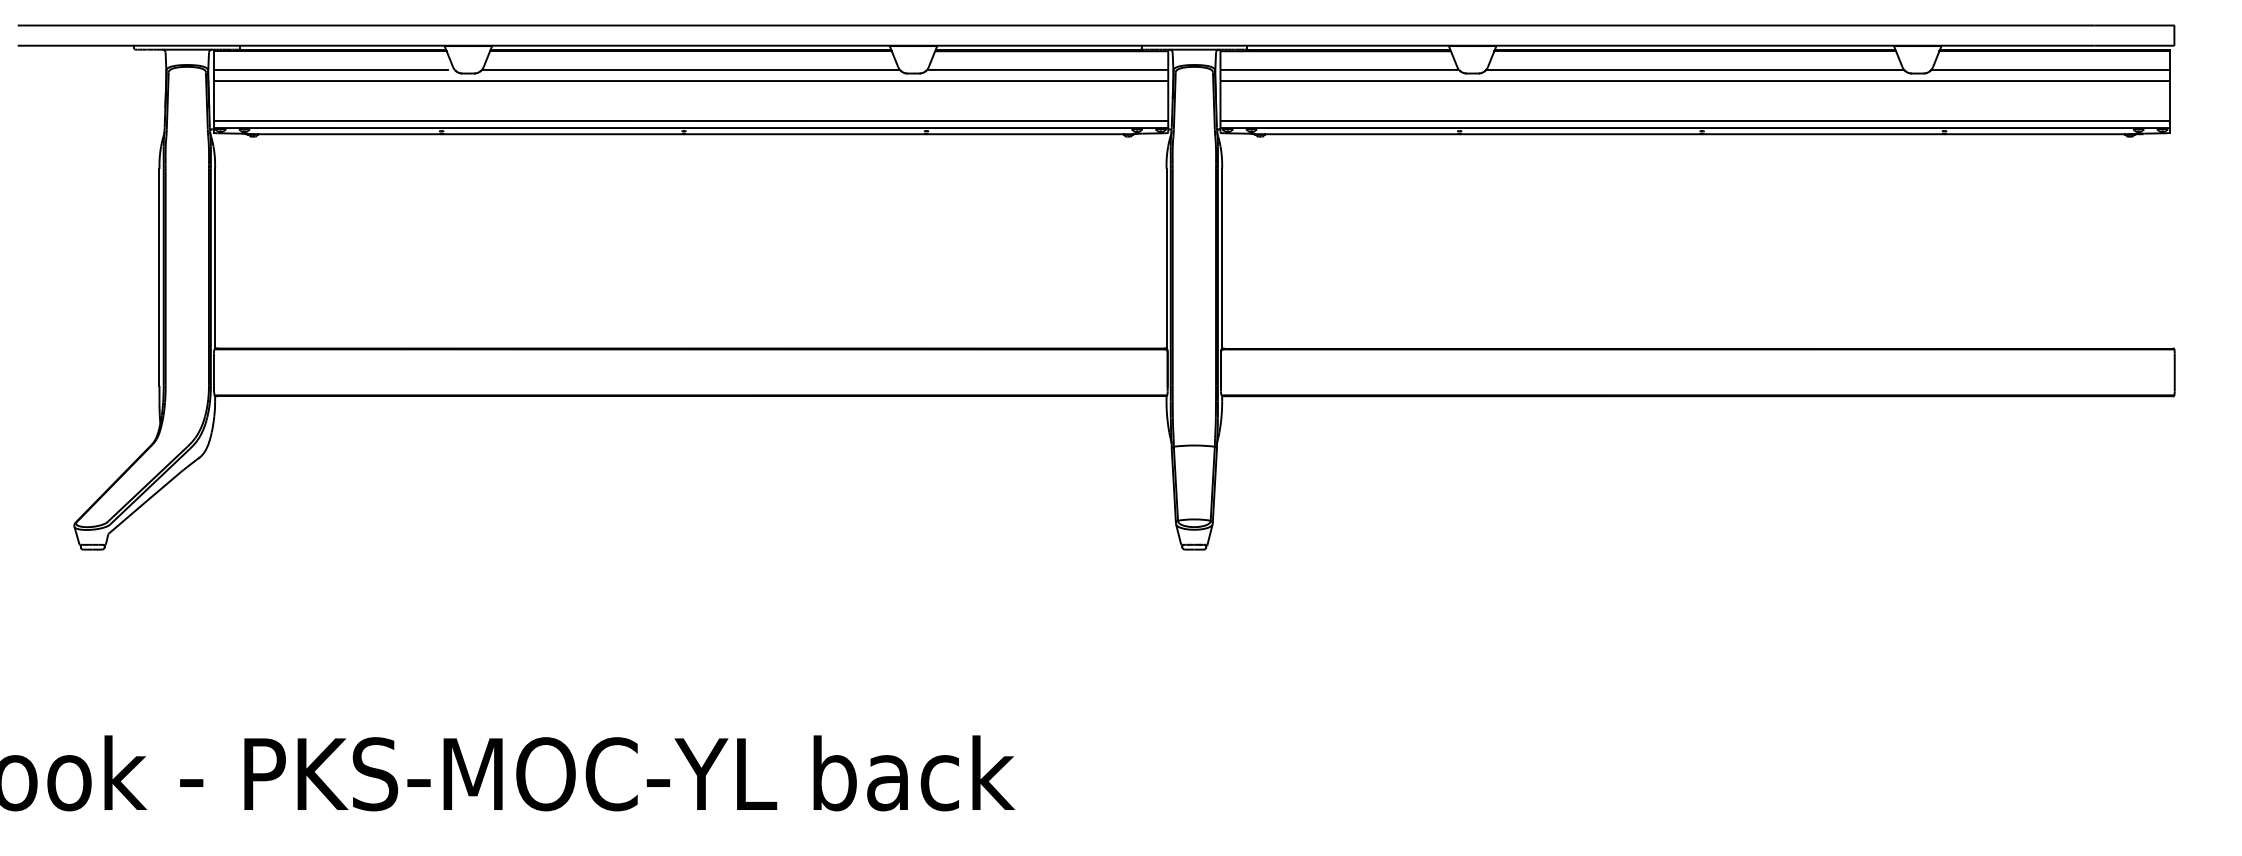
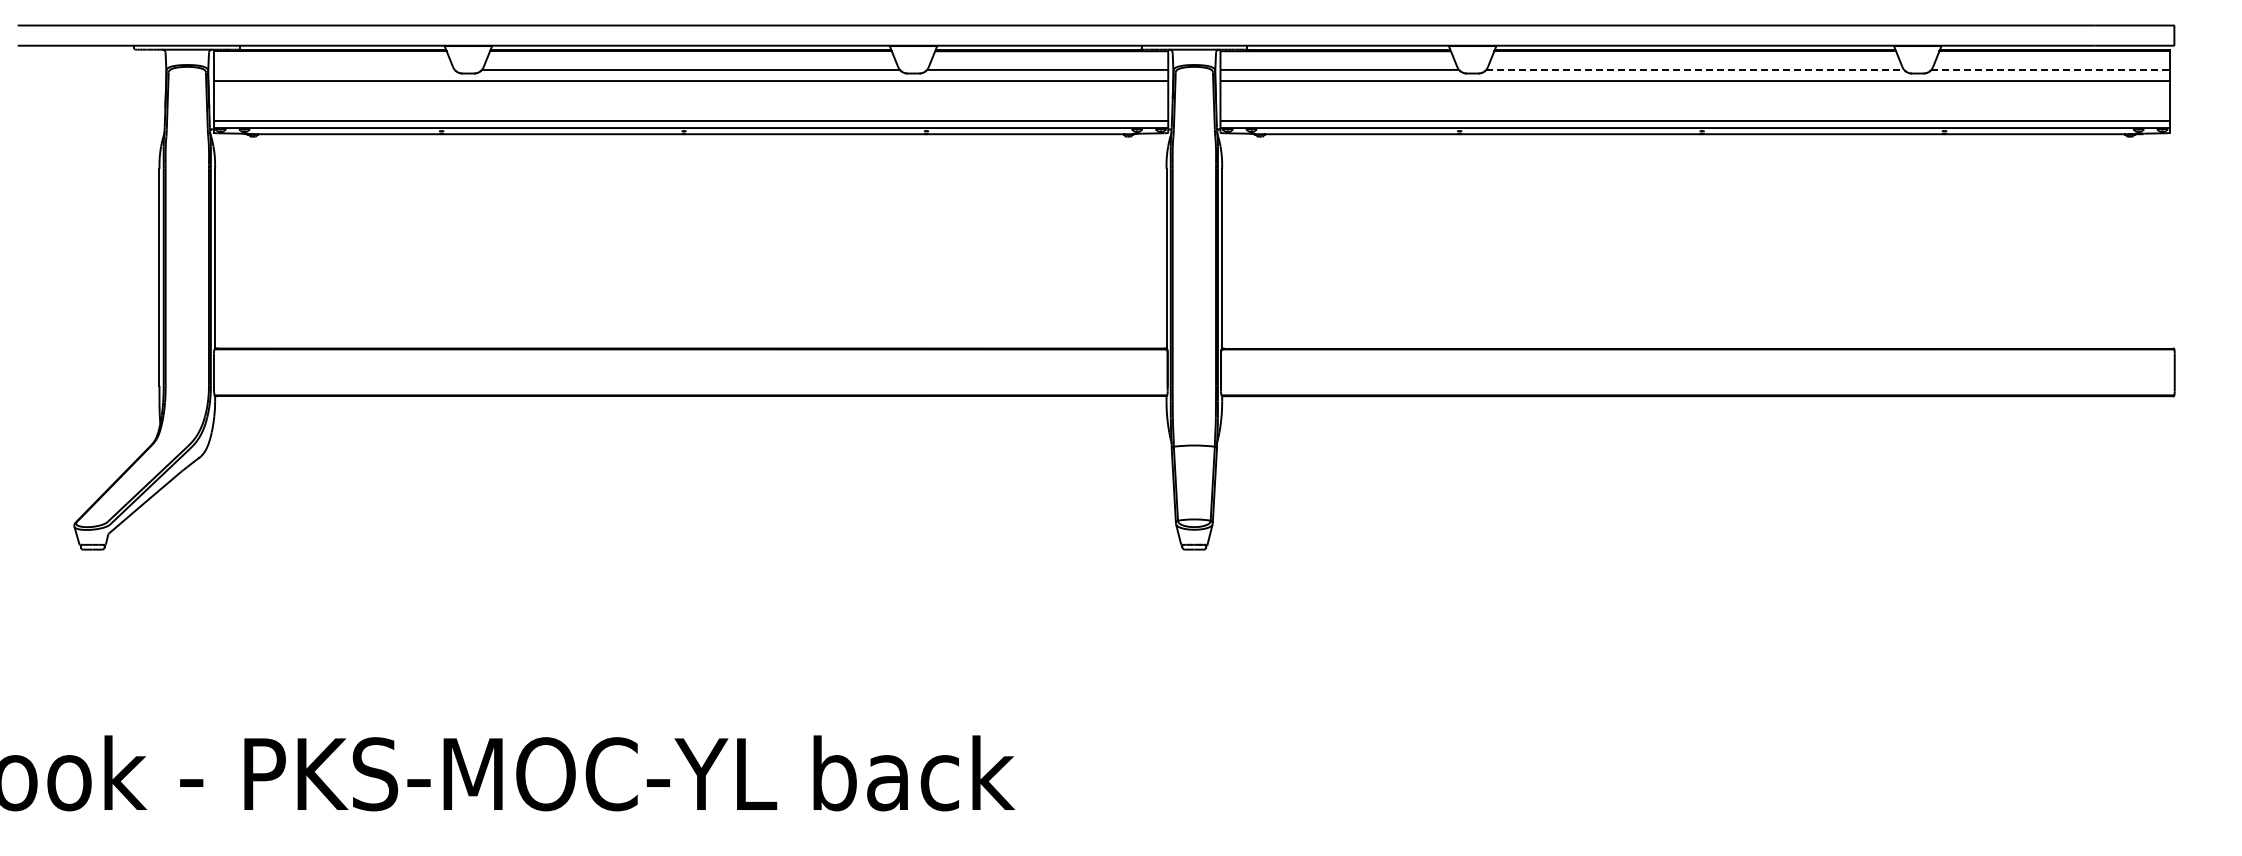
line: present -> none (330, 69)
line: solid -> dashed (1695, 69)
line: solid -> dashed (2051, 69)
